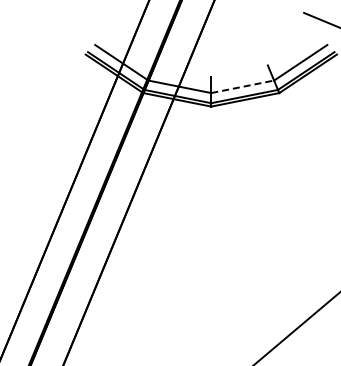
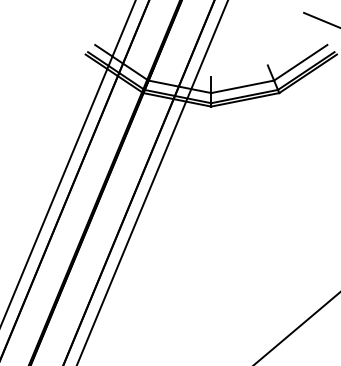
line: dashed -> solid (243, 86)
line: none -> present (68, 162)
line: none -> present (152, 182)
